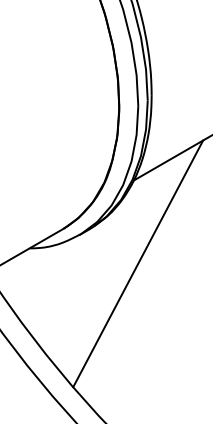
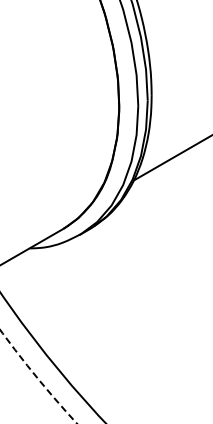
line: present -> none (138, 263)
arc: solid -> dashed (37, 378)
